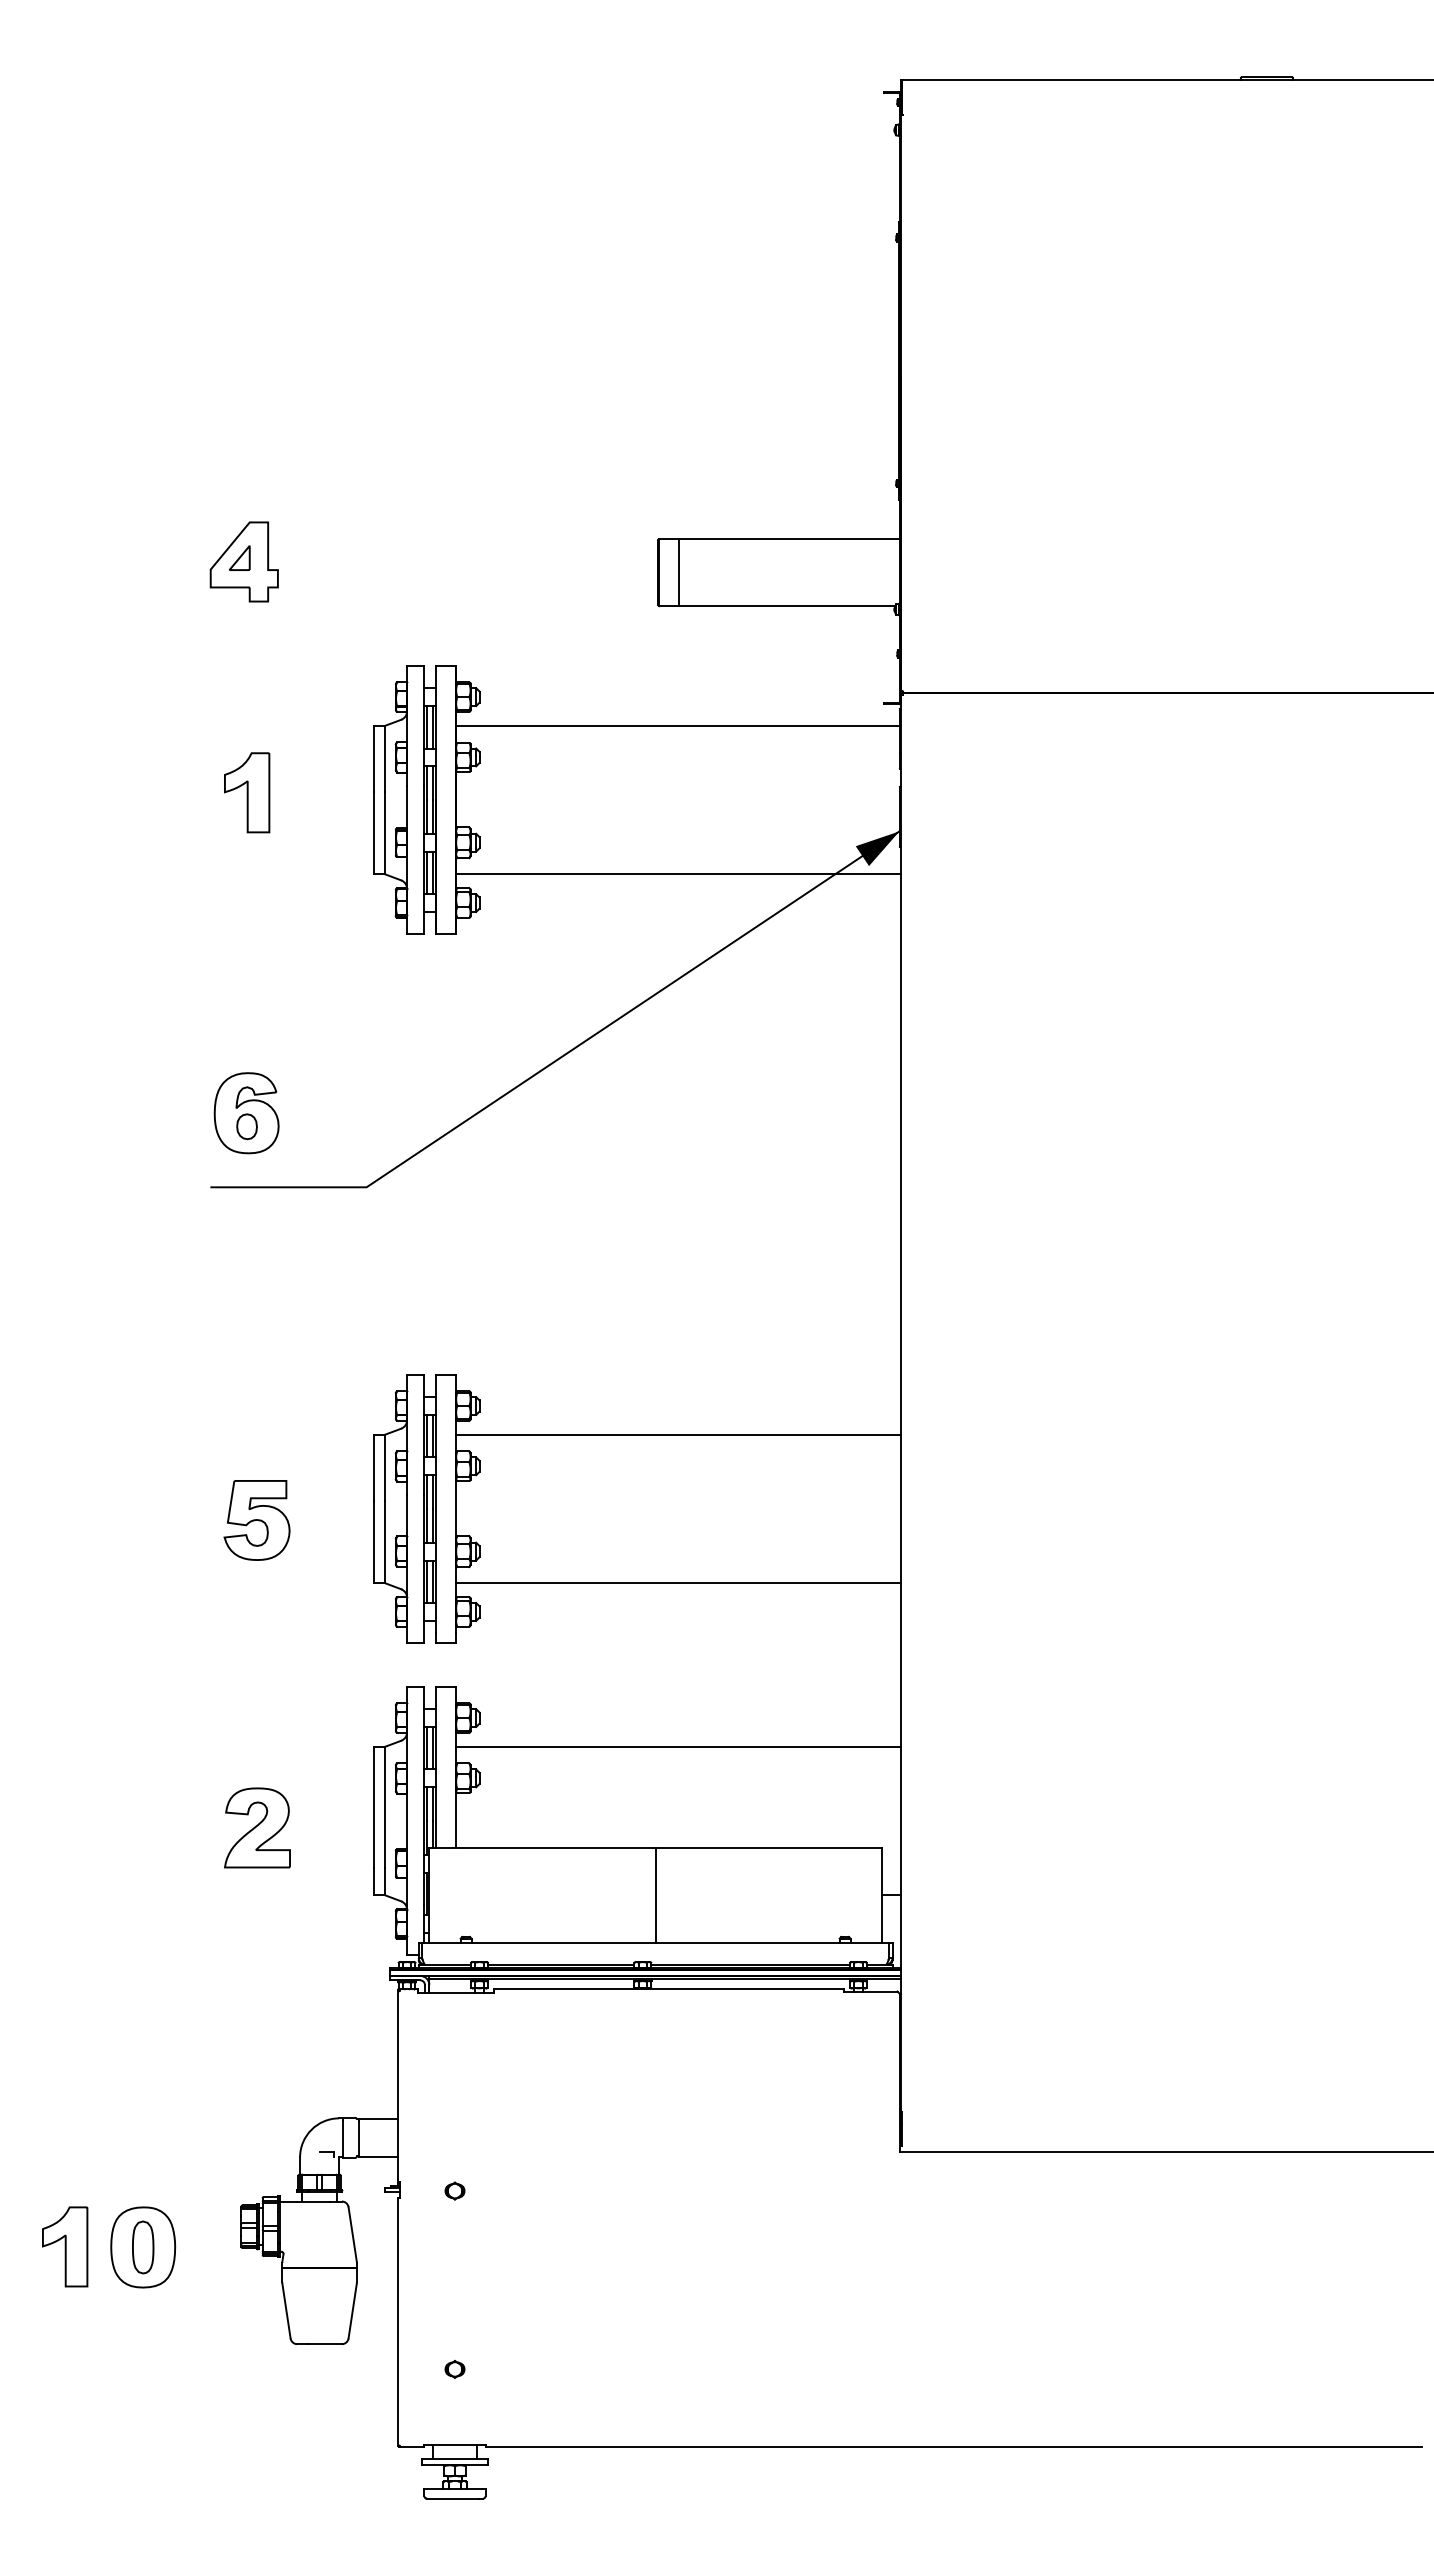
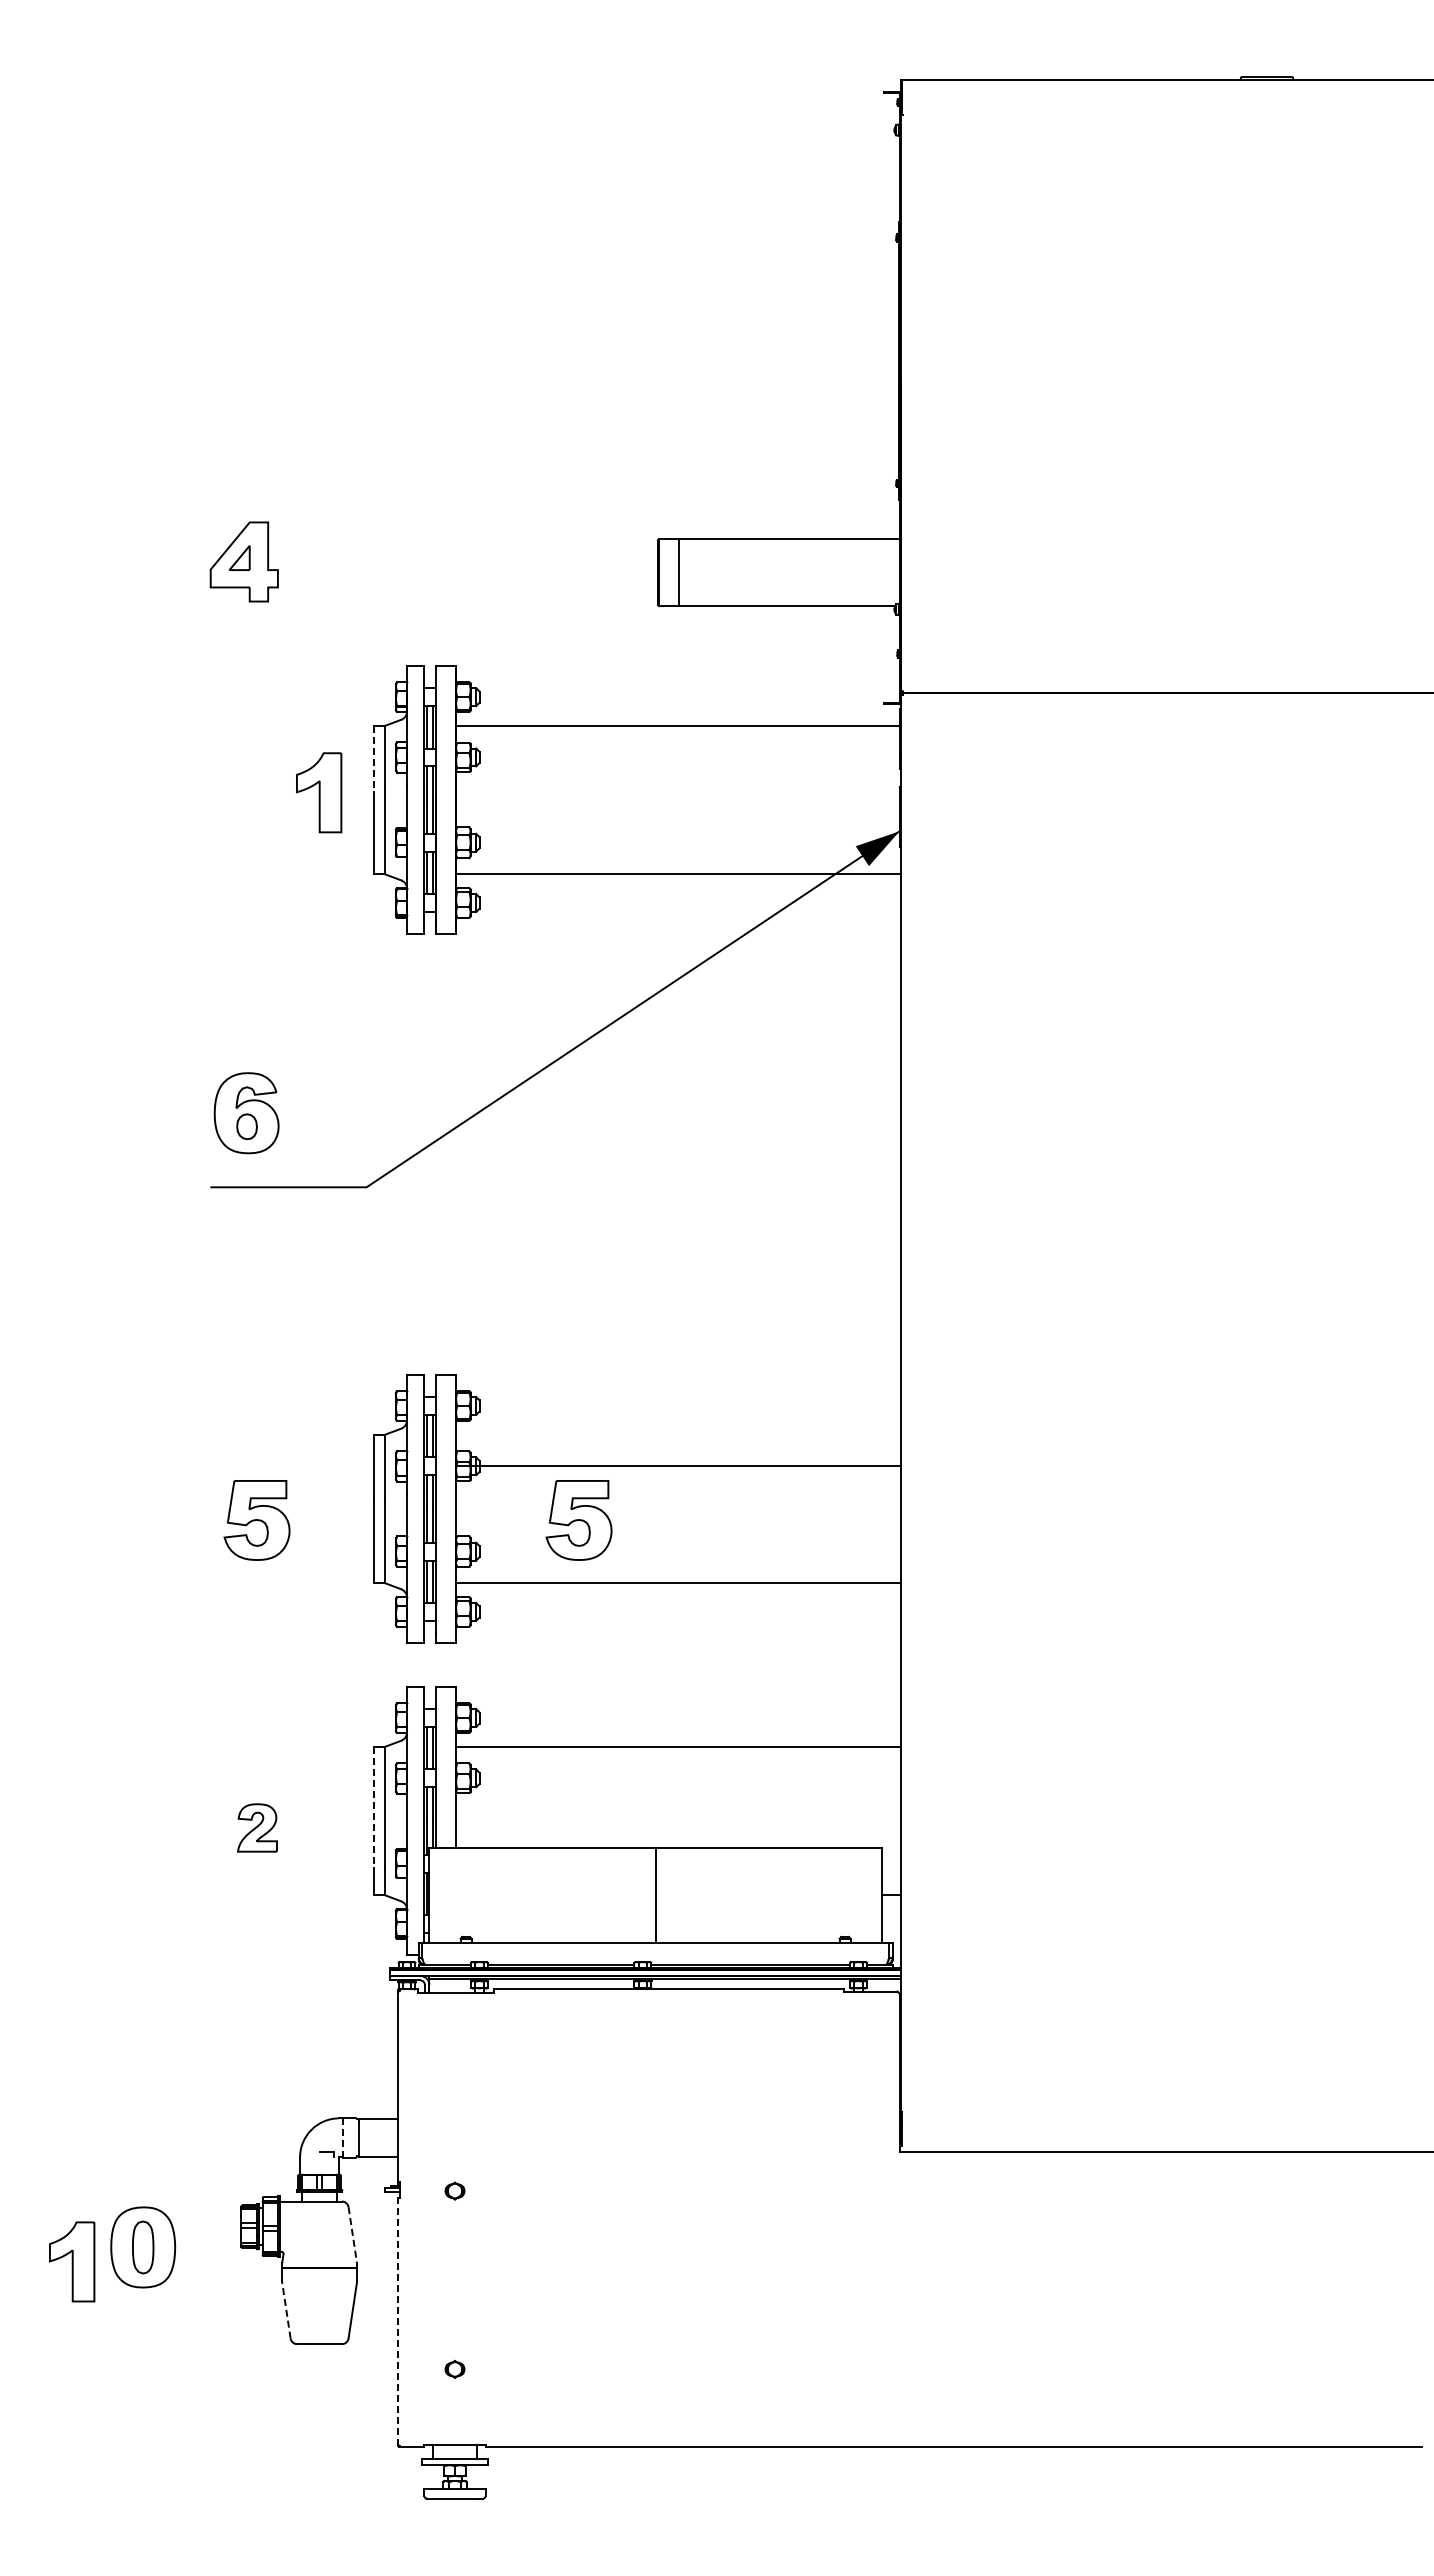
line: solid -> dashed (373, 759)
part position: (247, 792) -> (319, 792) (319, 792)
line position: (678, 1434) -> (678, 1465) (678, 1465)
part: none -> present (578, 1520)
line: solid -> dashed (373, 1807)
part size: 67x82 px -> 41x50 px (257, 1827)
line: solid -> dashed (343, 2139)
line: solid -> dashed (352, 2234)
part position: (65, 2246) -> (72, 2261) (72, 2261)
line: solid -> dashed (286, 2310)
line: solid -> dashed (398, 2321)
